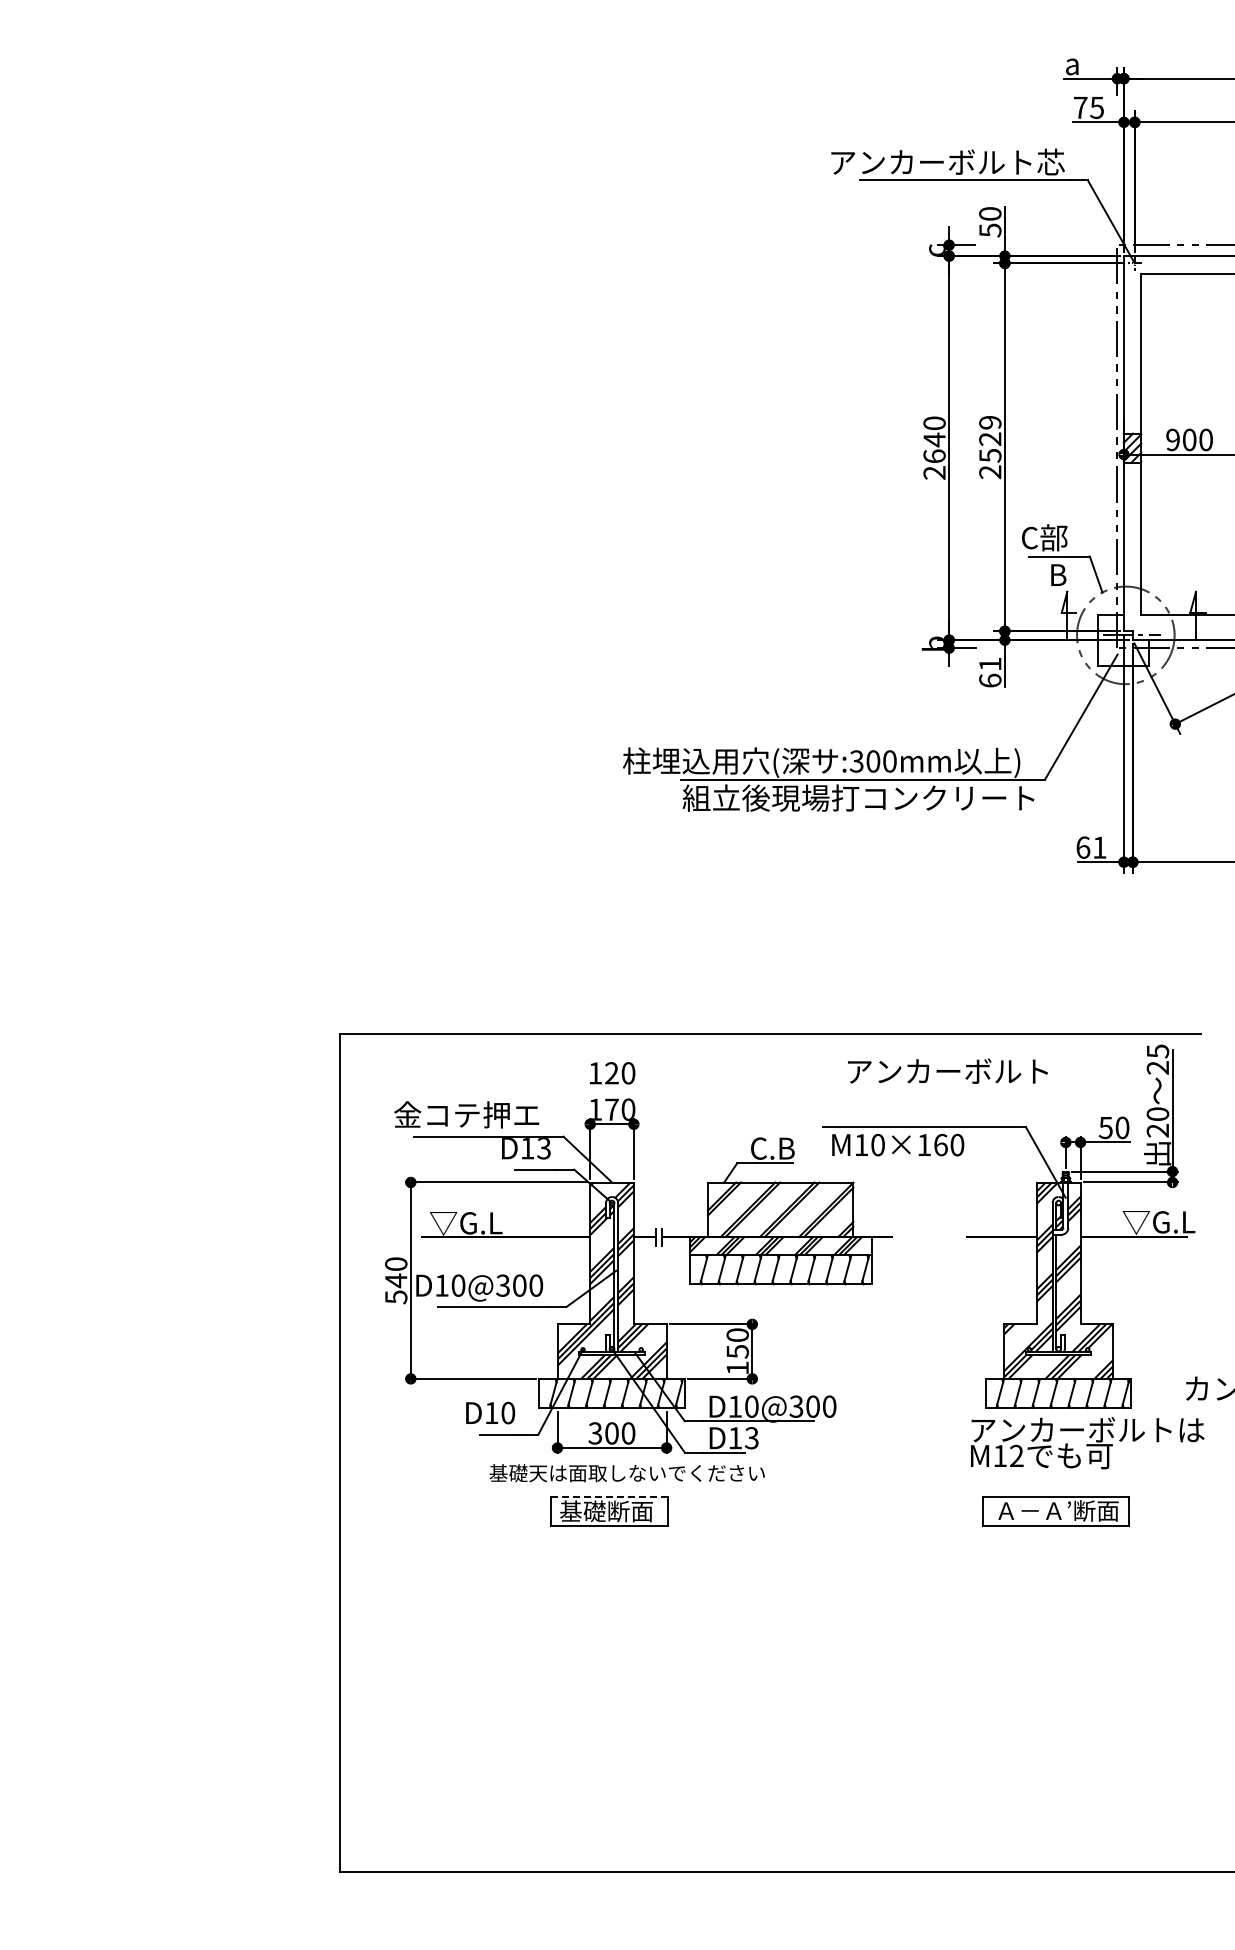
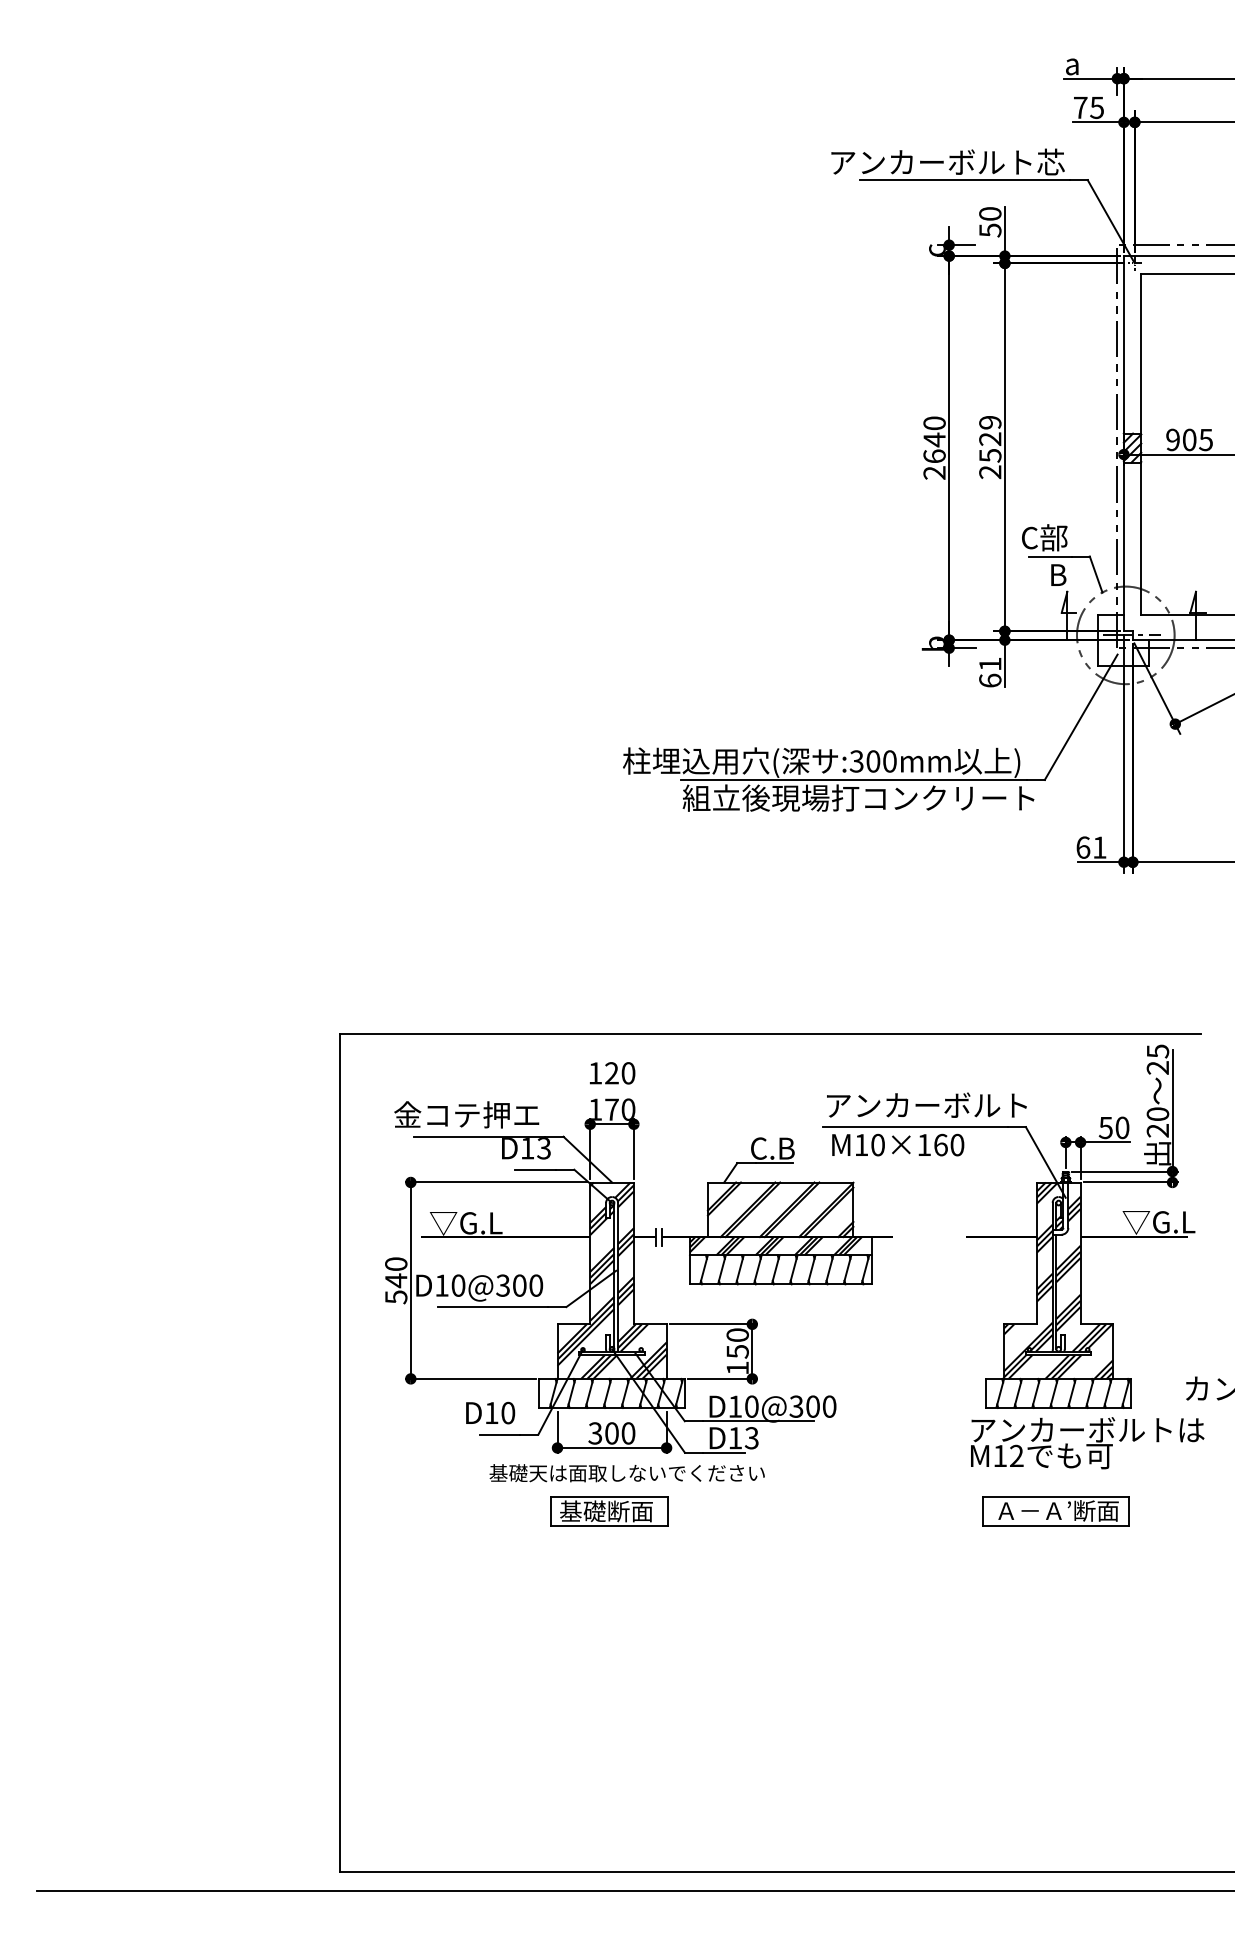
text: 900 -> 905 (1205, 439)
text position: (947, 1070) -> (926, 1104) (926, 1104)
line: dashed -> solid (609, 1496)
line: none -> present (634, 1891)
